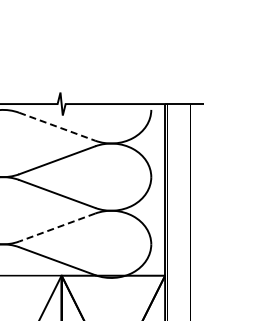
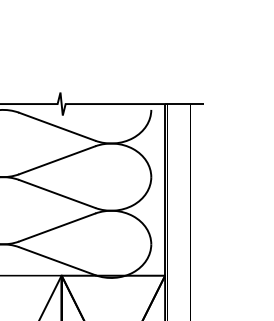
line: dashed -> solid (57, 126)
line: dashed -> solid (57, 227)
